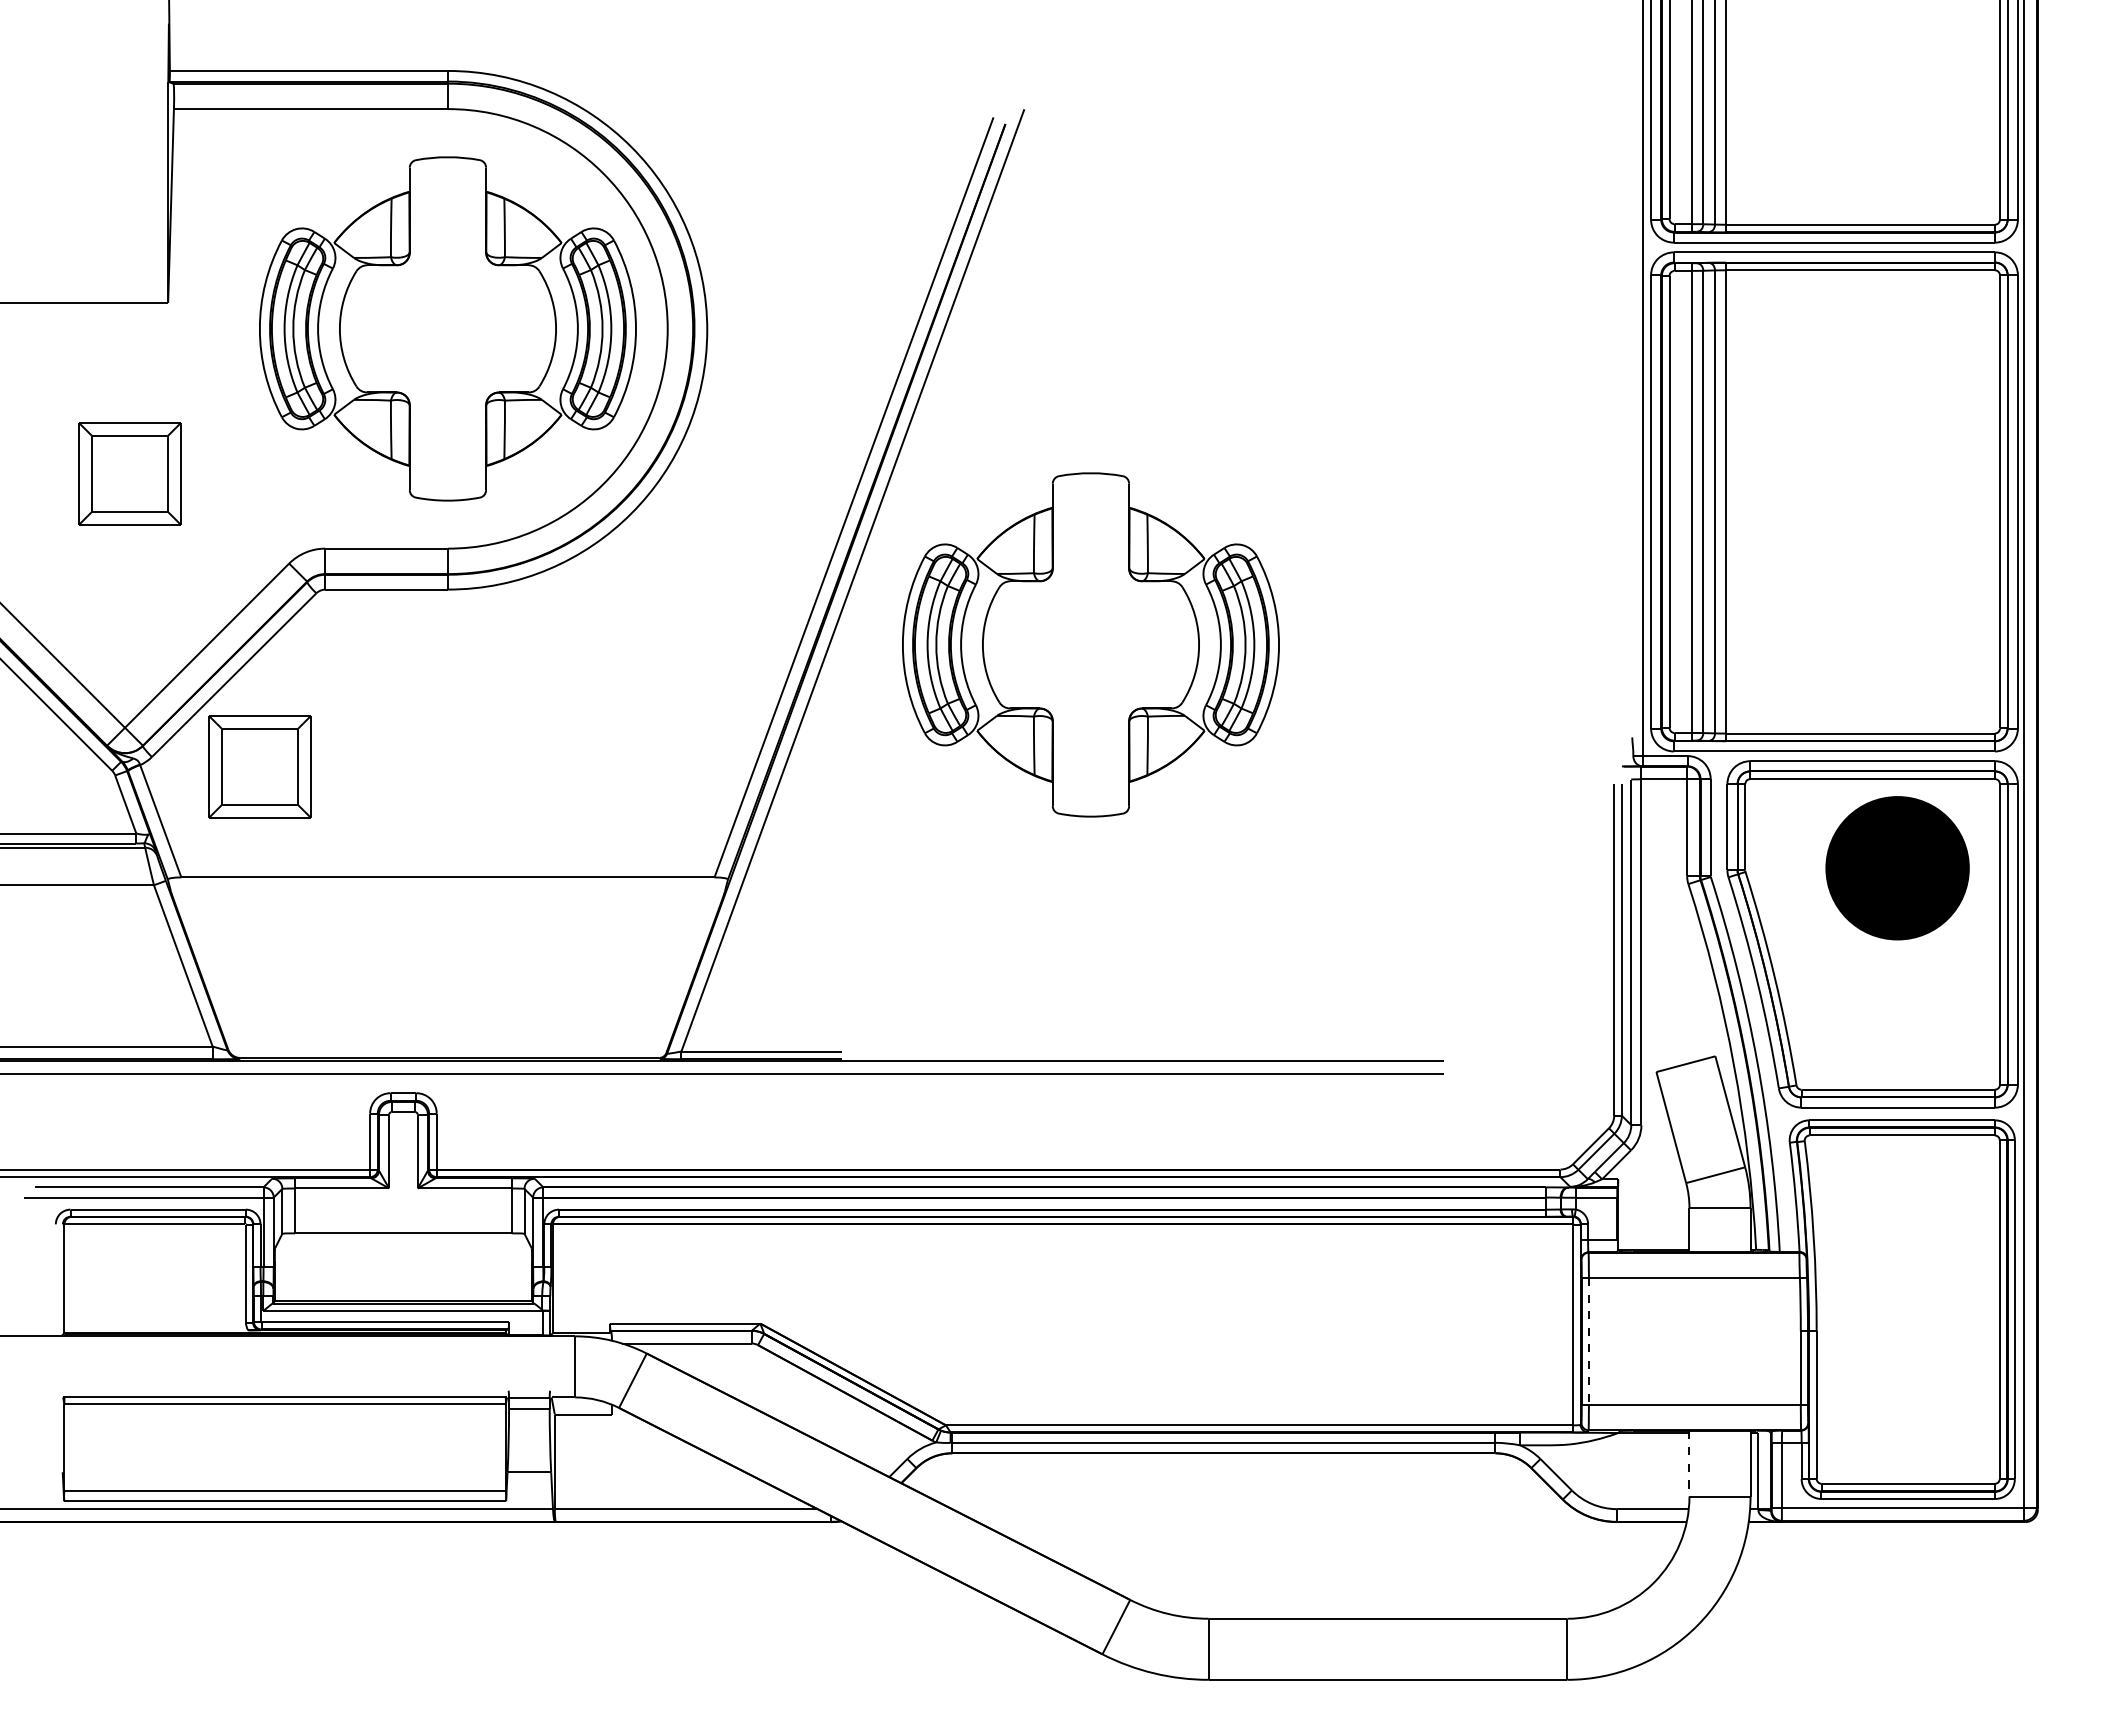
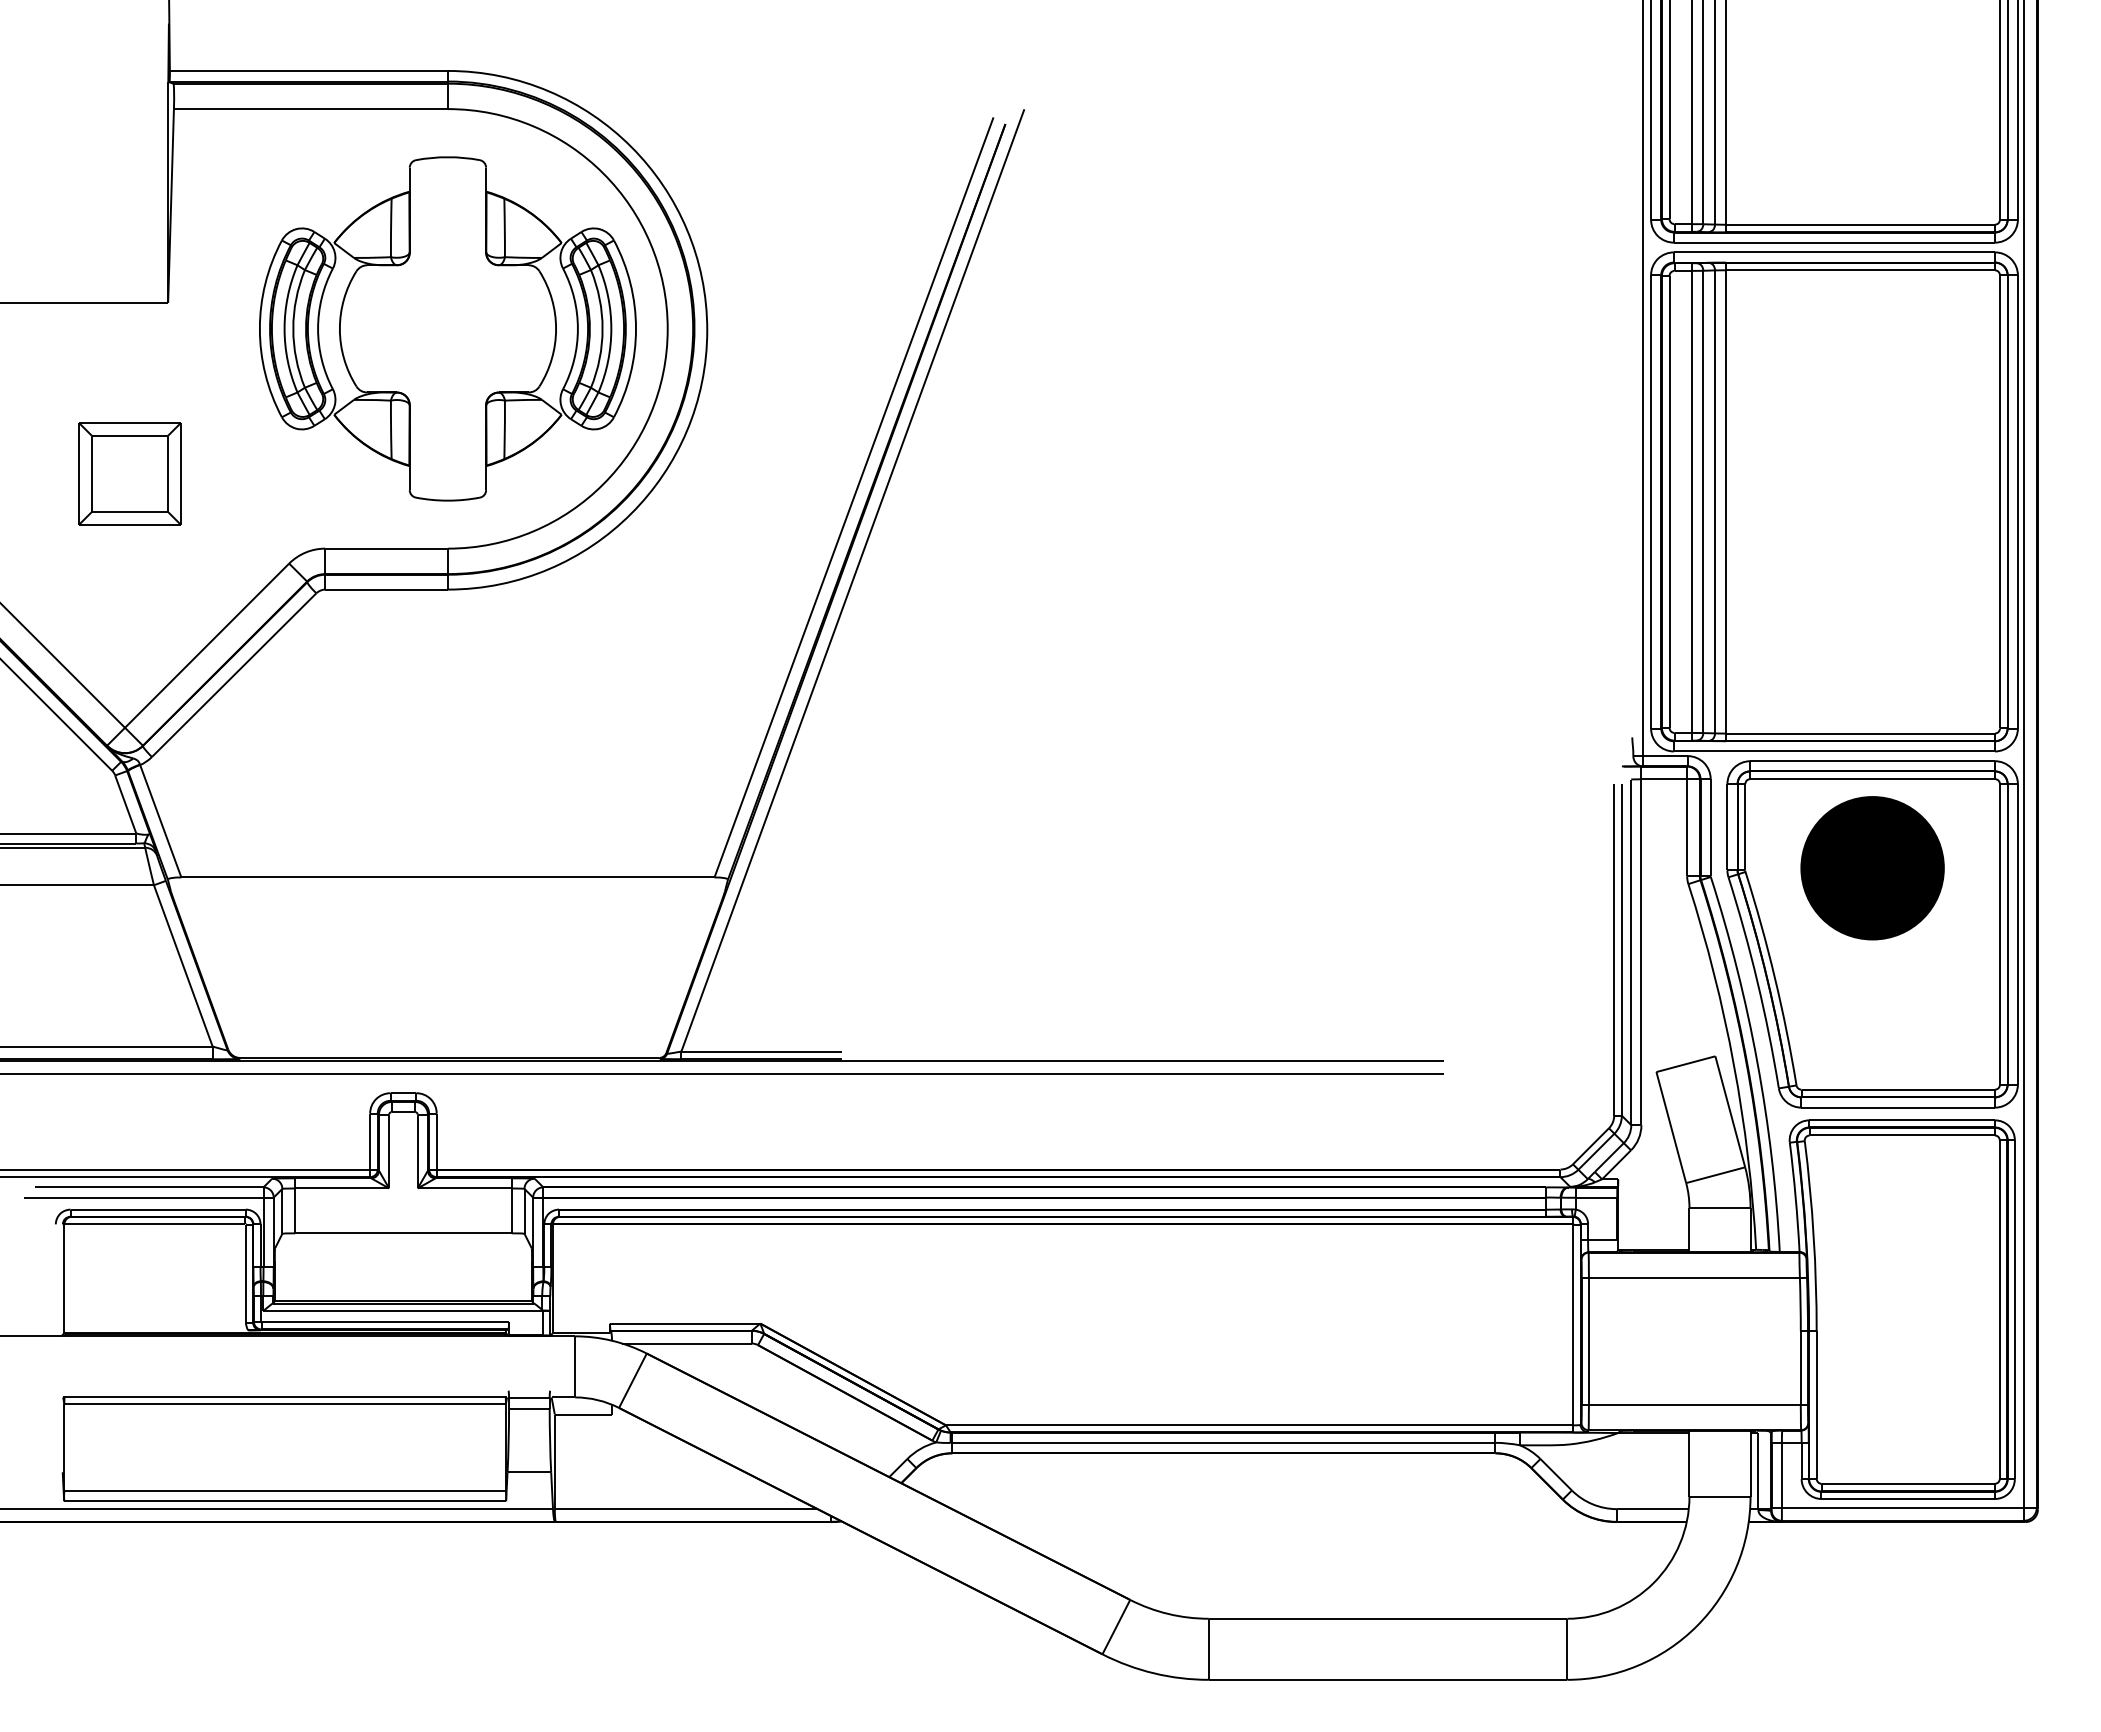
part: present -> none (1090, 644)
part: present -> none (259, 766)
part position: (1897, 868) -> (1872, 868) (1872, 868)
line: dashed -> solid (1588, 1341)
line: dashed -> solid (1689, 1463)
